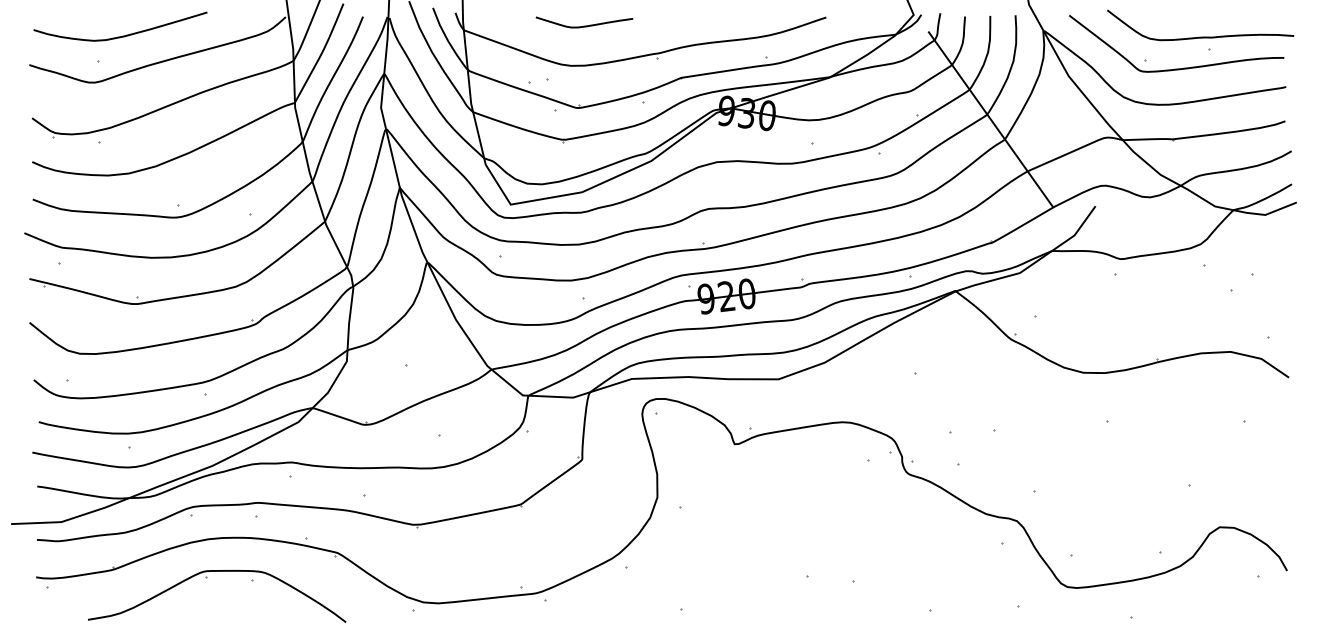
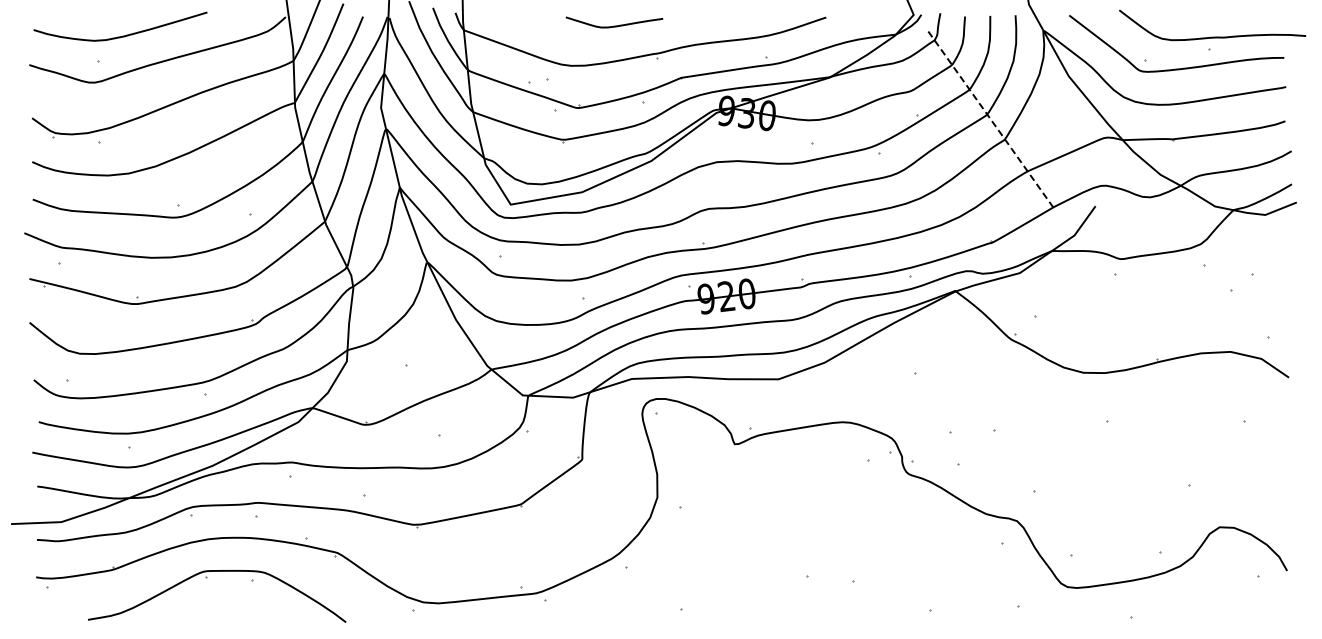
curve position: (584, 25) -> (614, 25) (614, 25)
curve position: (1200, 36) -> (1212, 36) (1212, 36)
line: solid -> dashed (991, 120)
